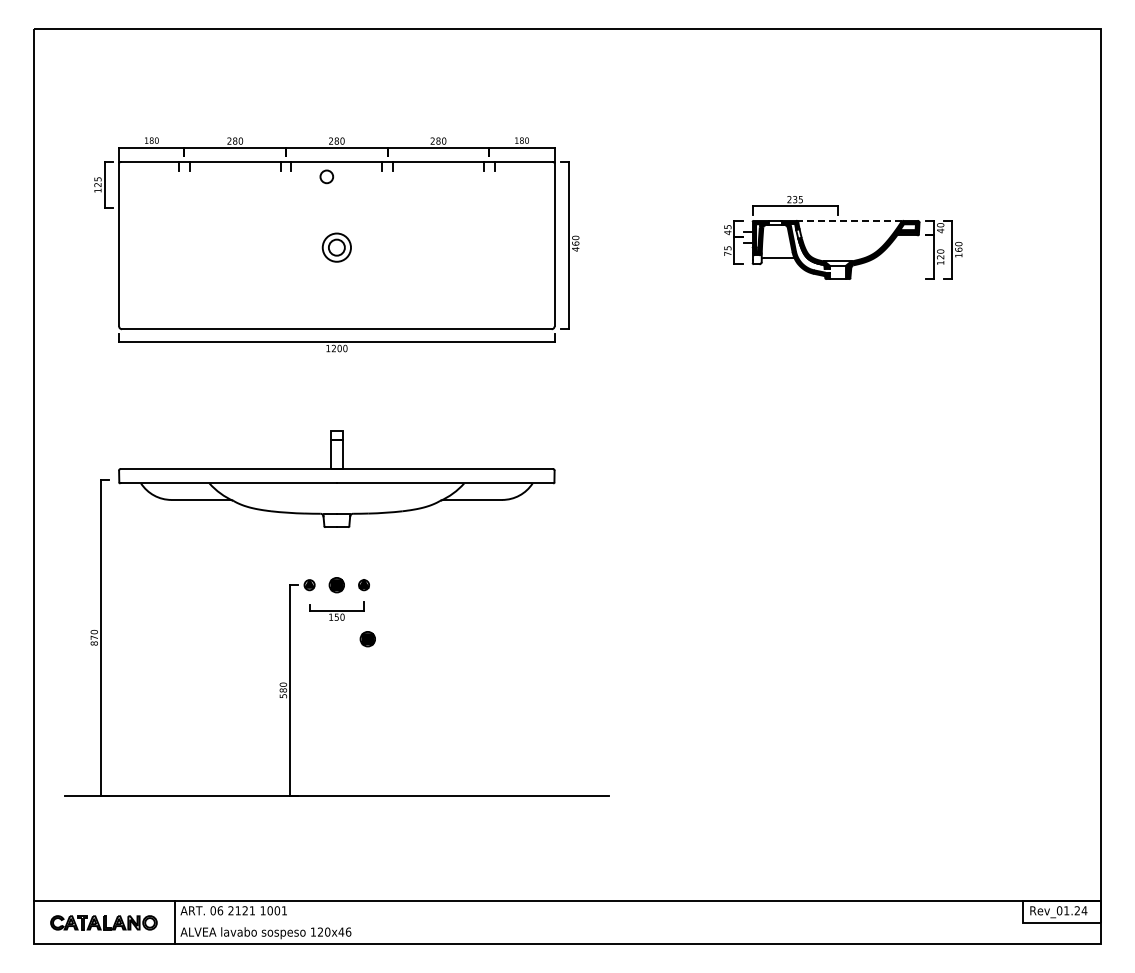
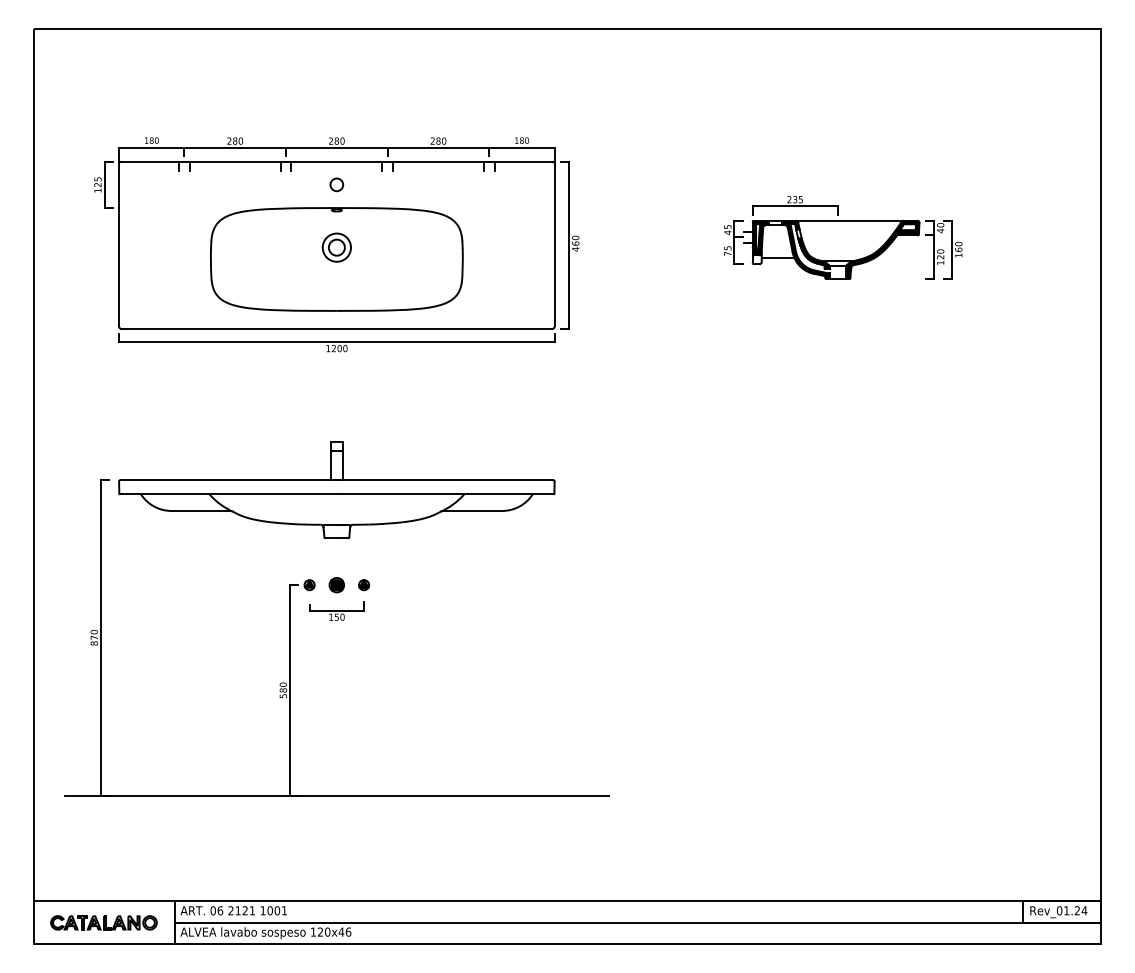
circle position: (326, 176) -> (336, 184) (336, 184)
line: dashed -> solid (850, 220)
part: none -> present (336, 259)
part position: (336, 478) -> (336, 489) (336, 489)
part: present -> none (367, 639)
line: none -> present (637, 922)
